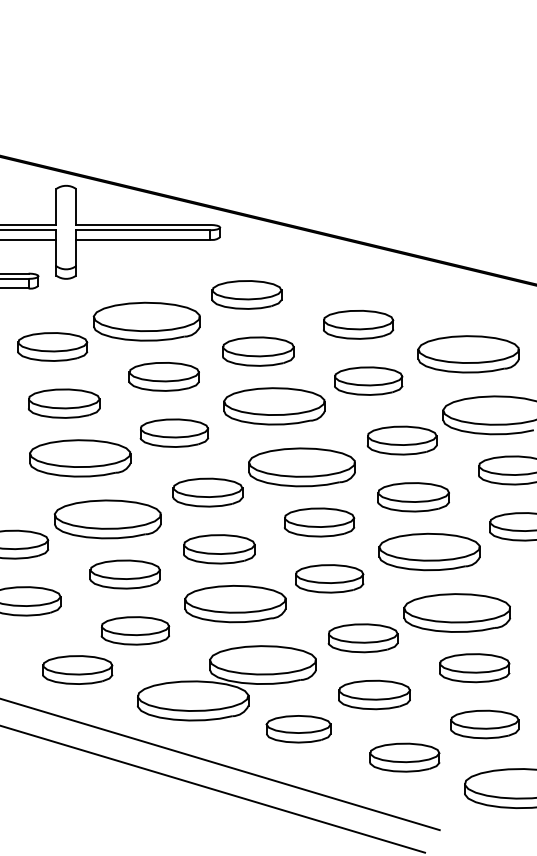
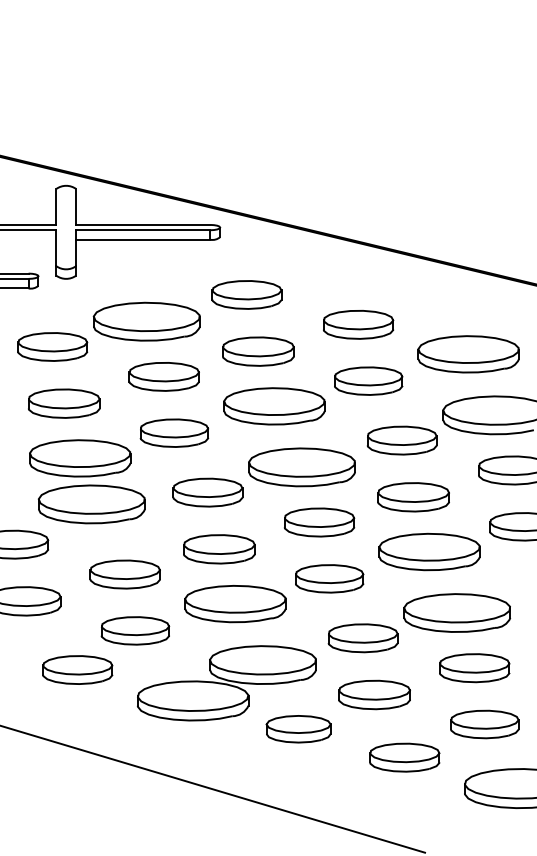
line: present -> none (29, 239)
part position: (107, 519) -> (91, 504) (91, 504)
line: present -> none (221, 764)
